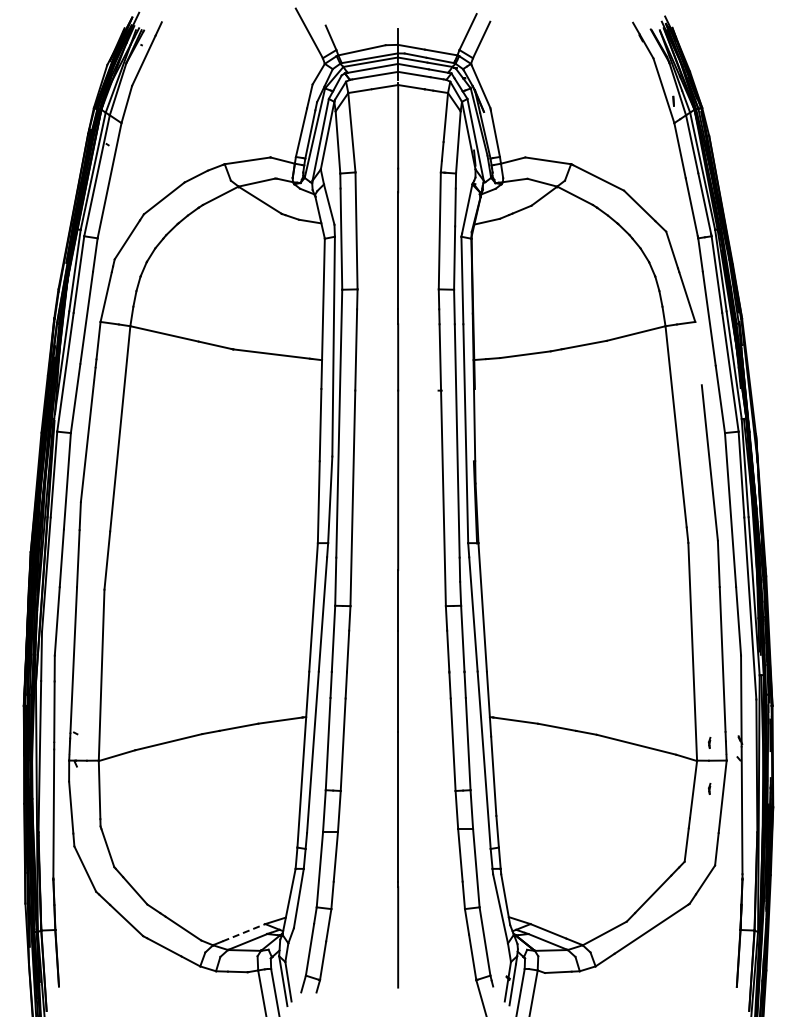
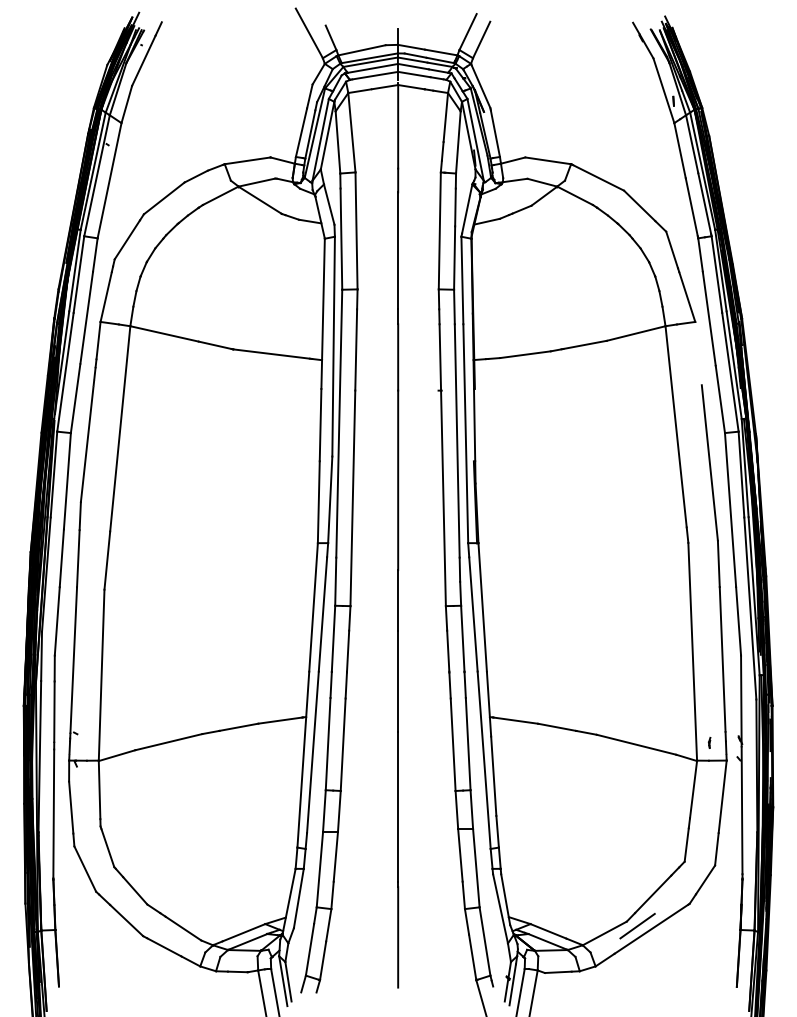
part: present -> none (709, 788)
line: none -> present (637, 925)
line: dashed -> solid (244, 932)
